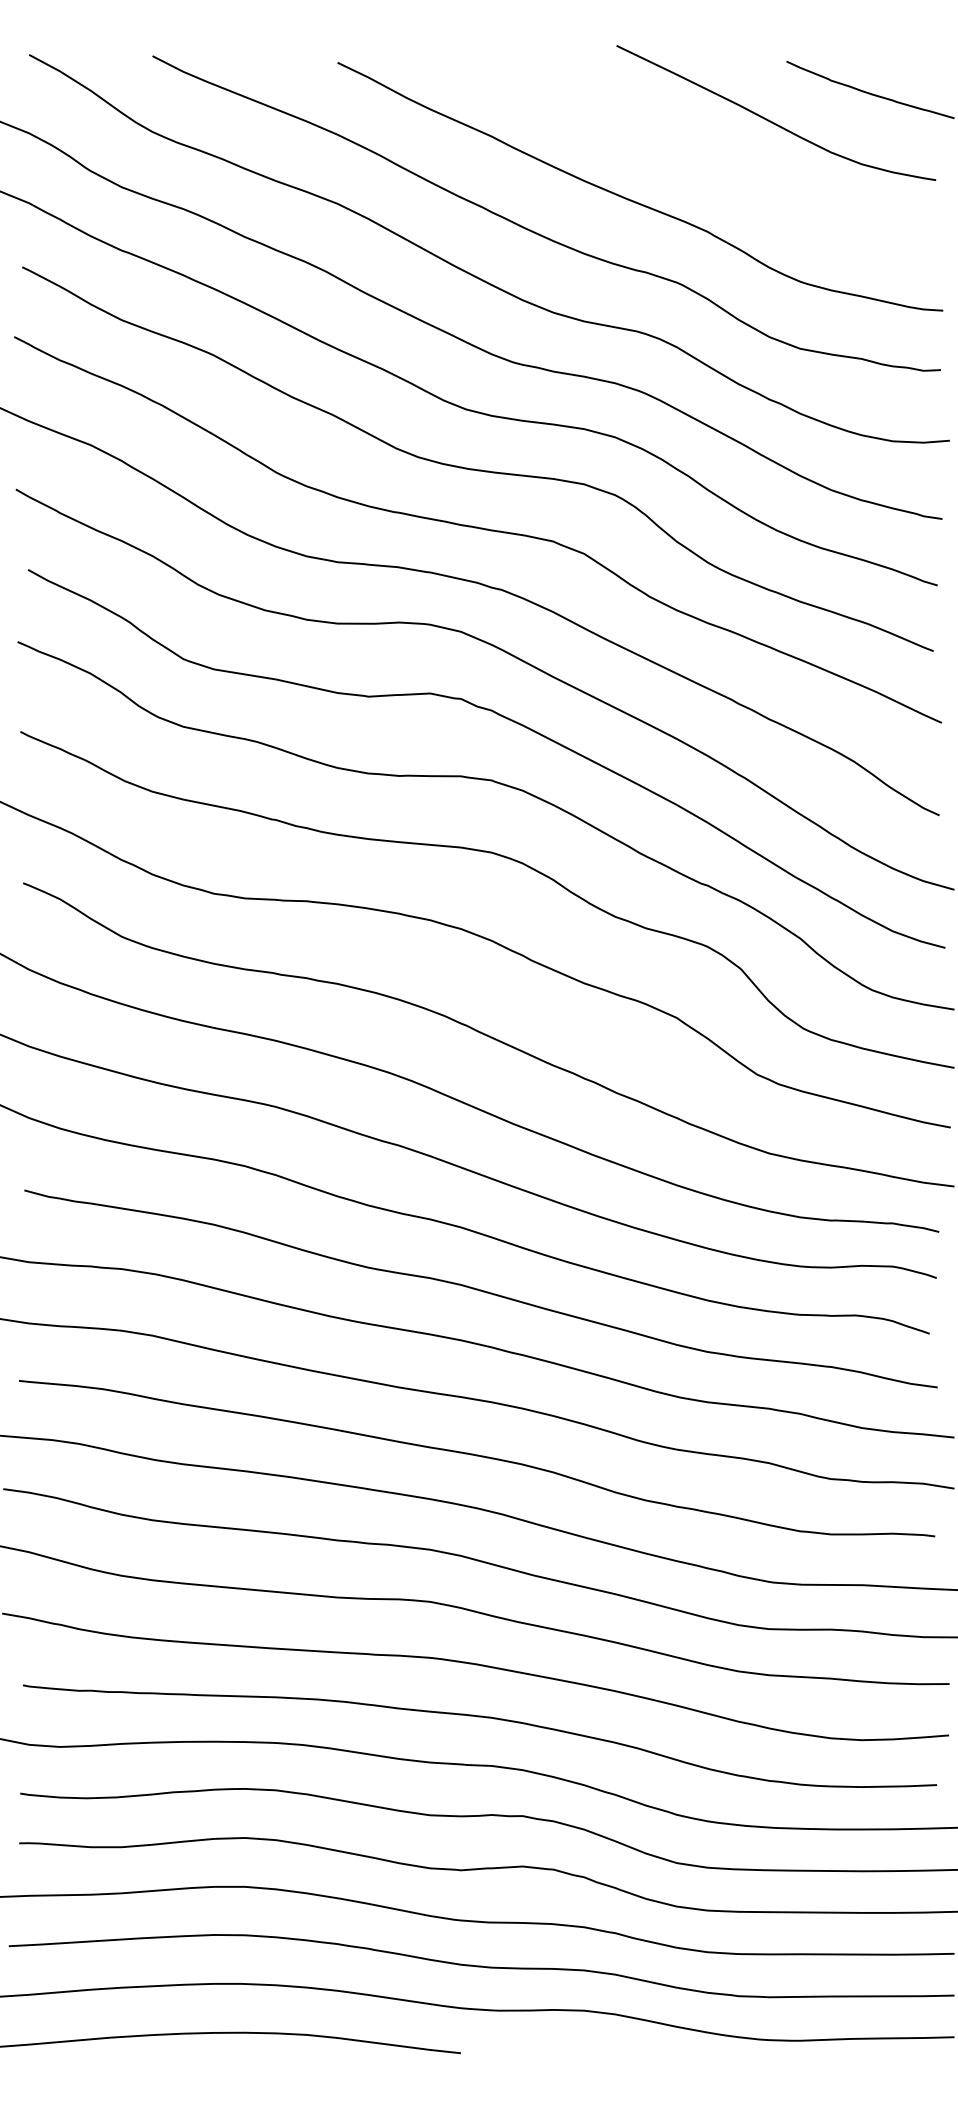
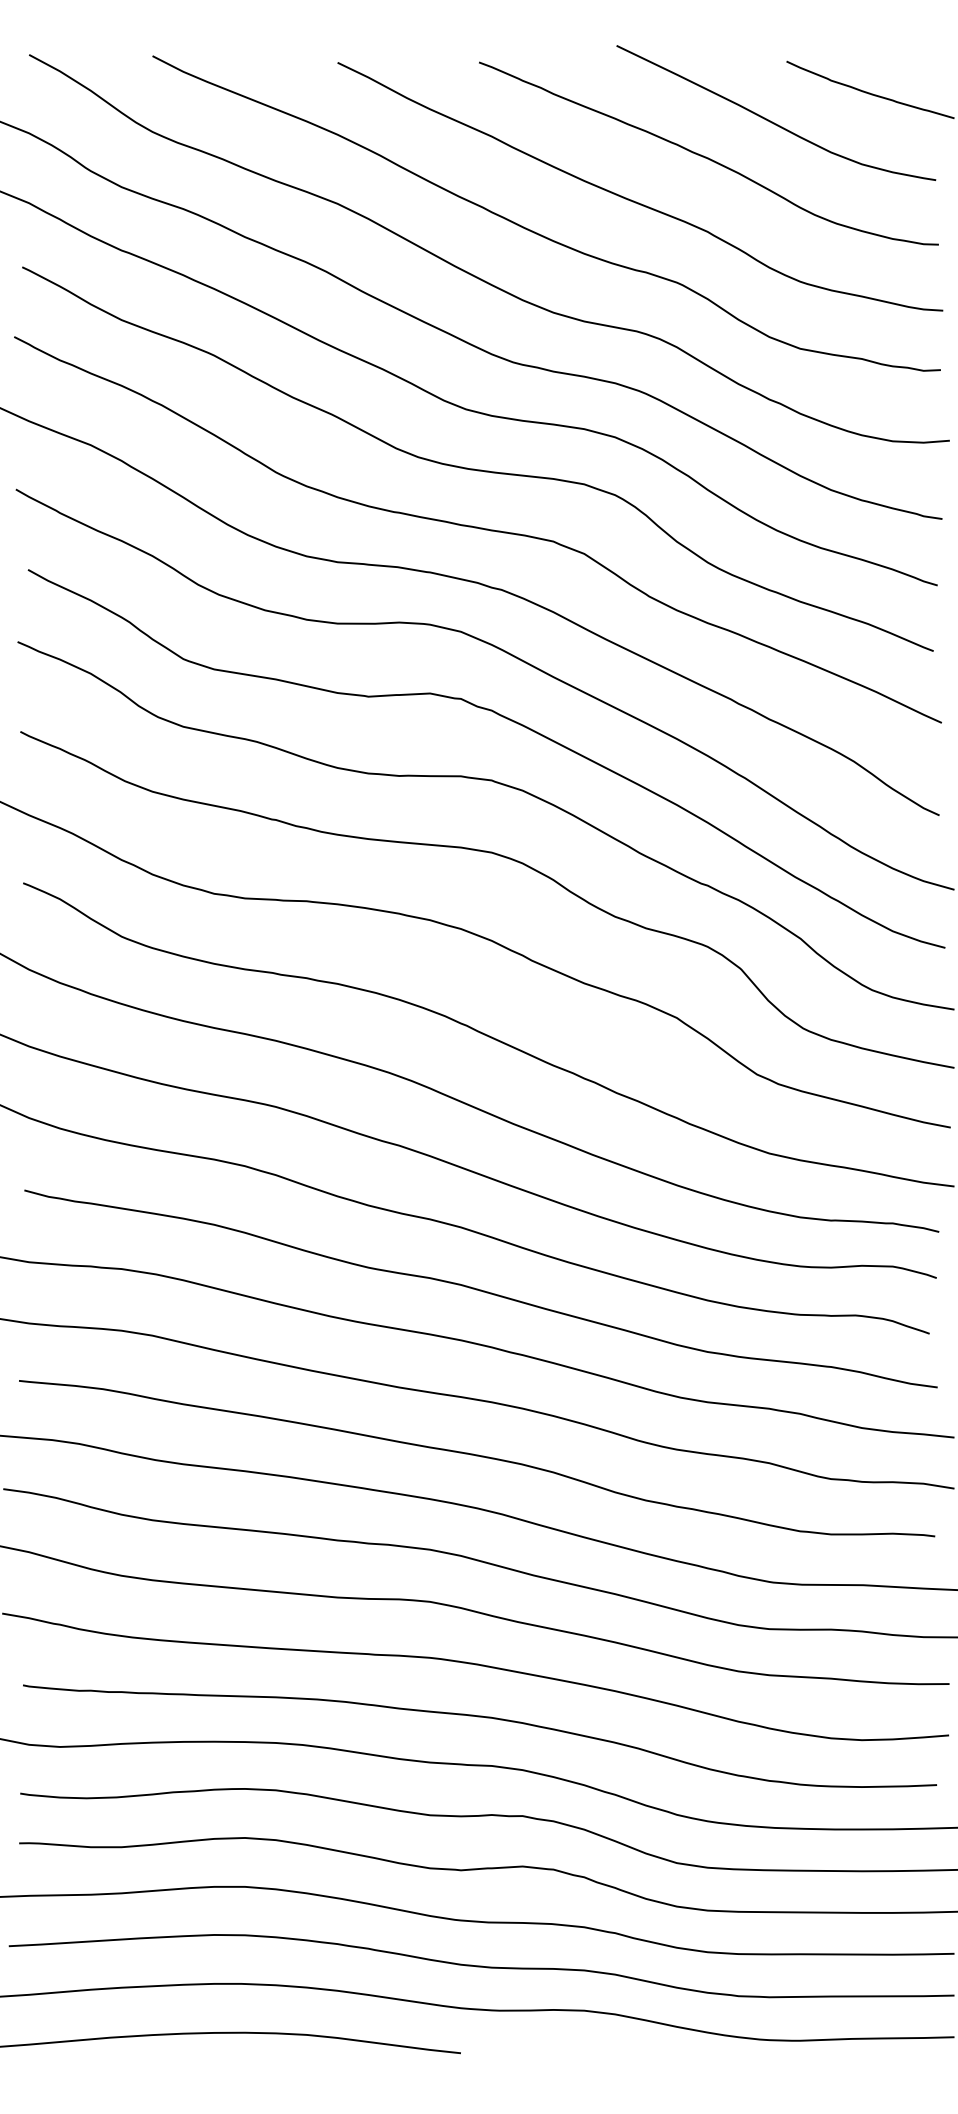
curve: none -> present (706, 156)
